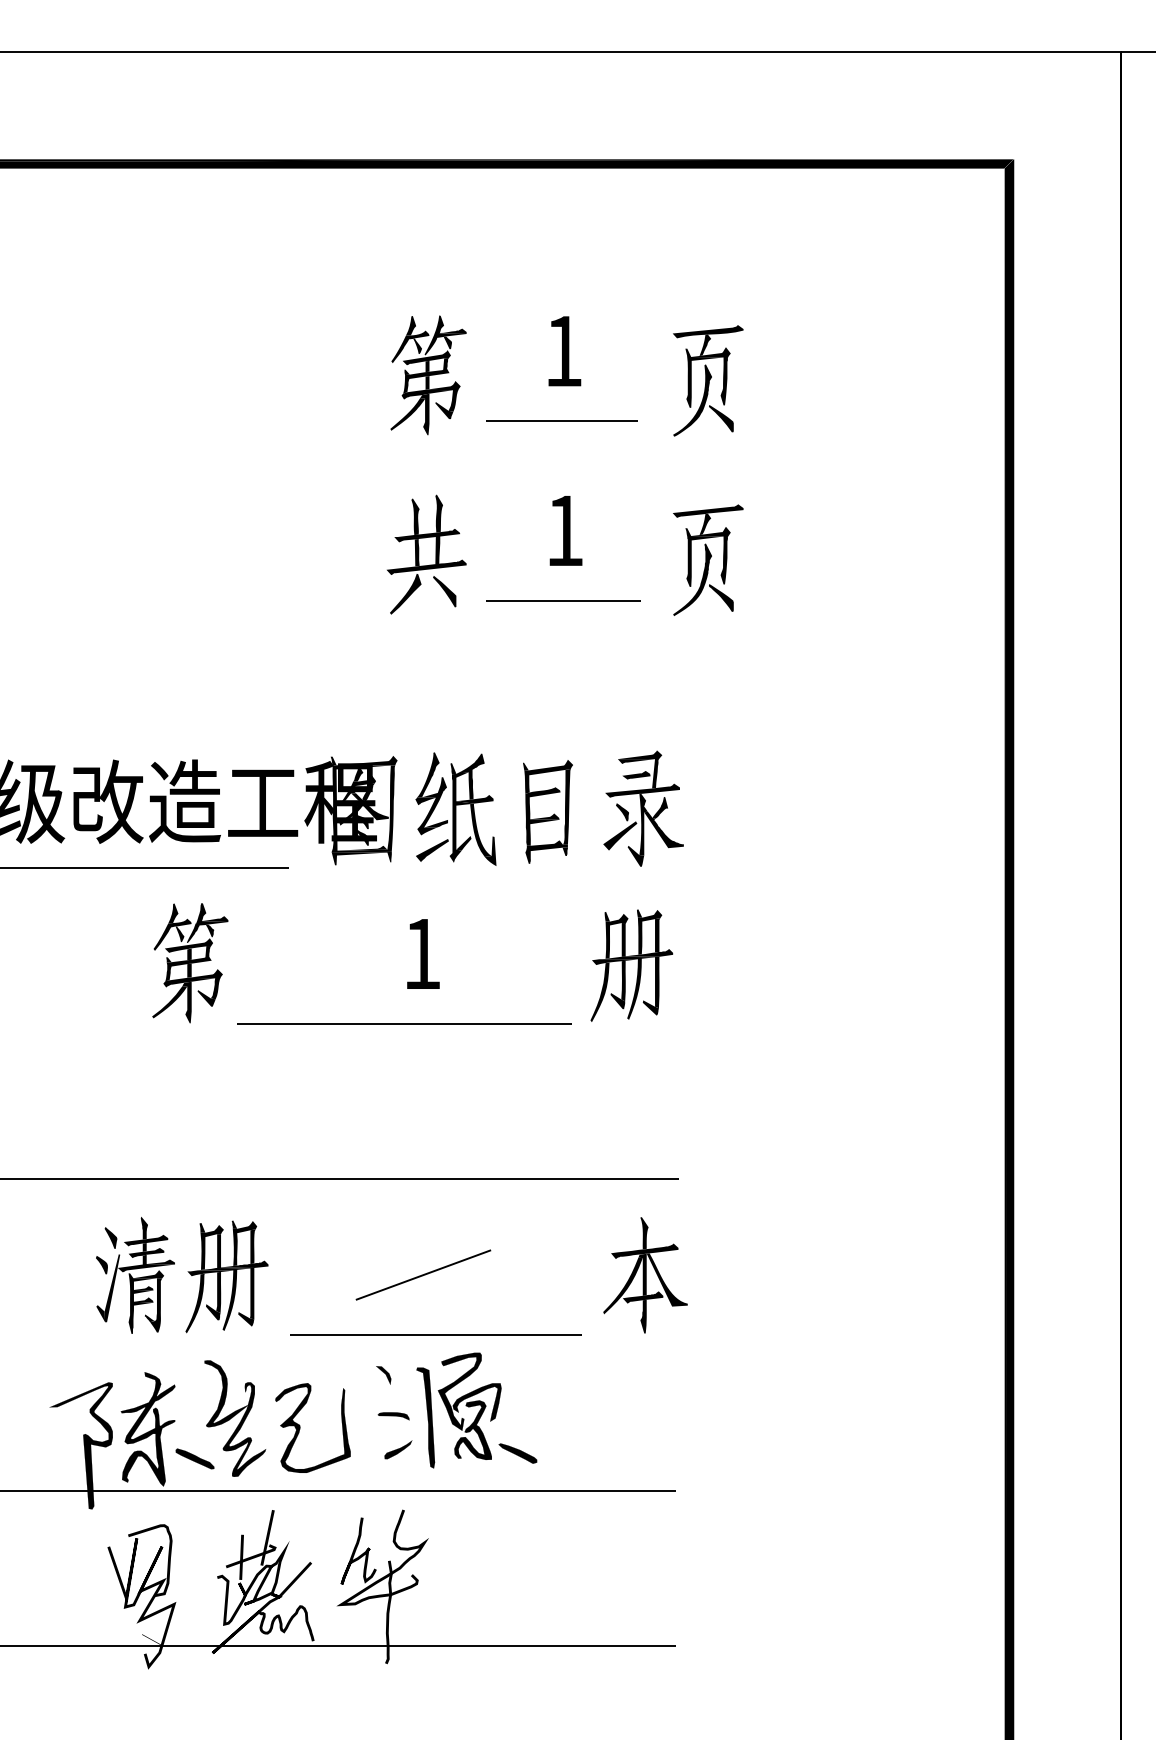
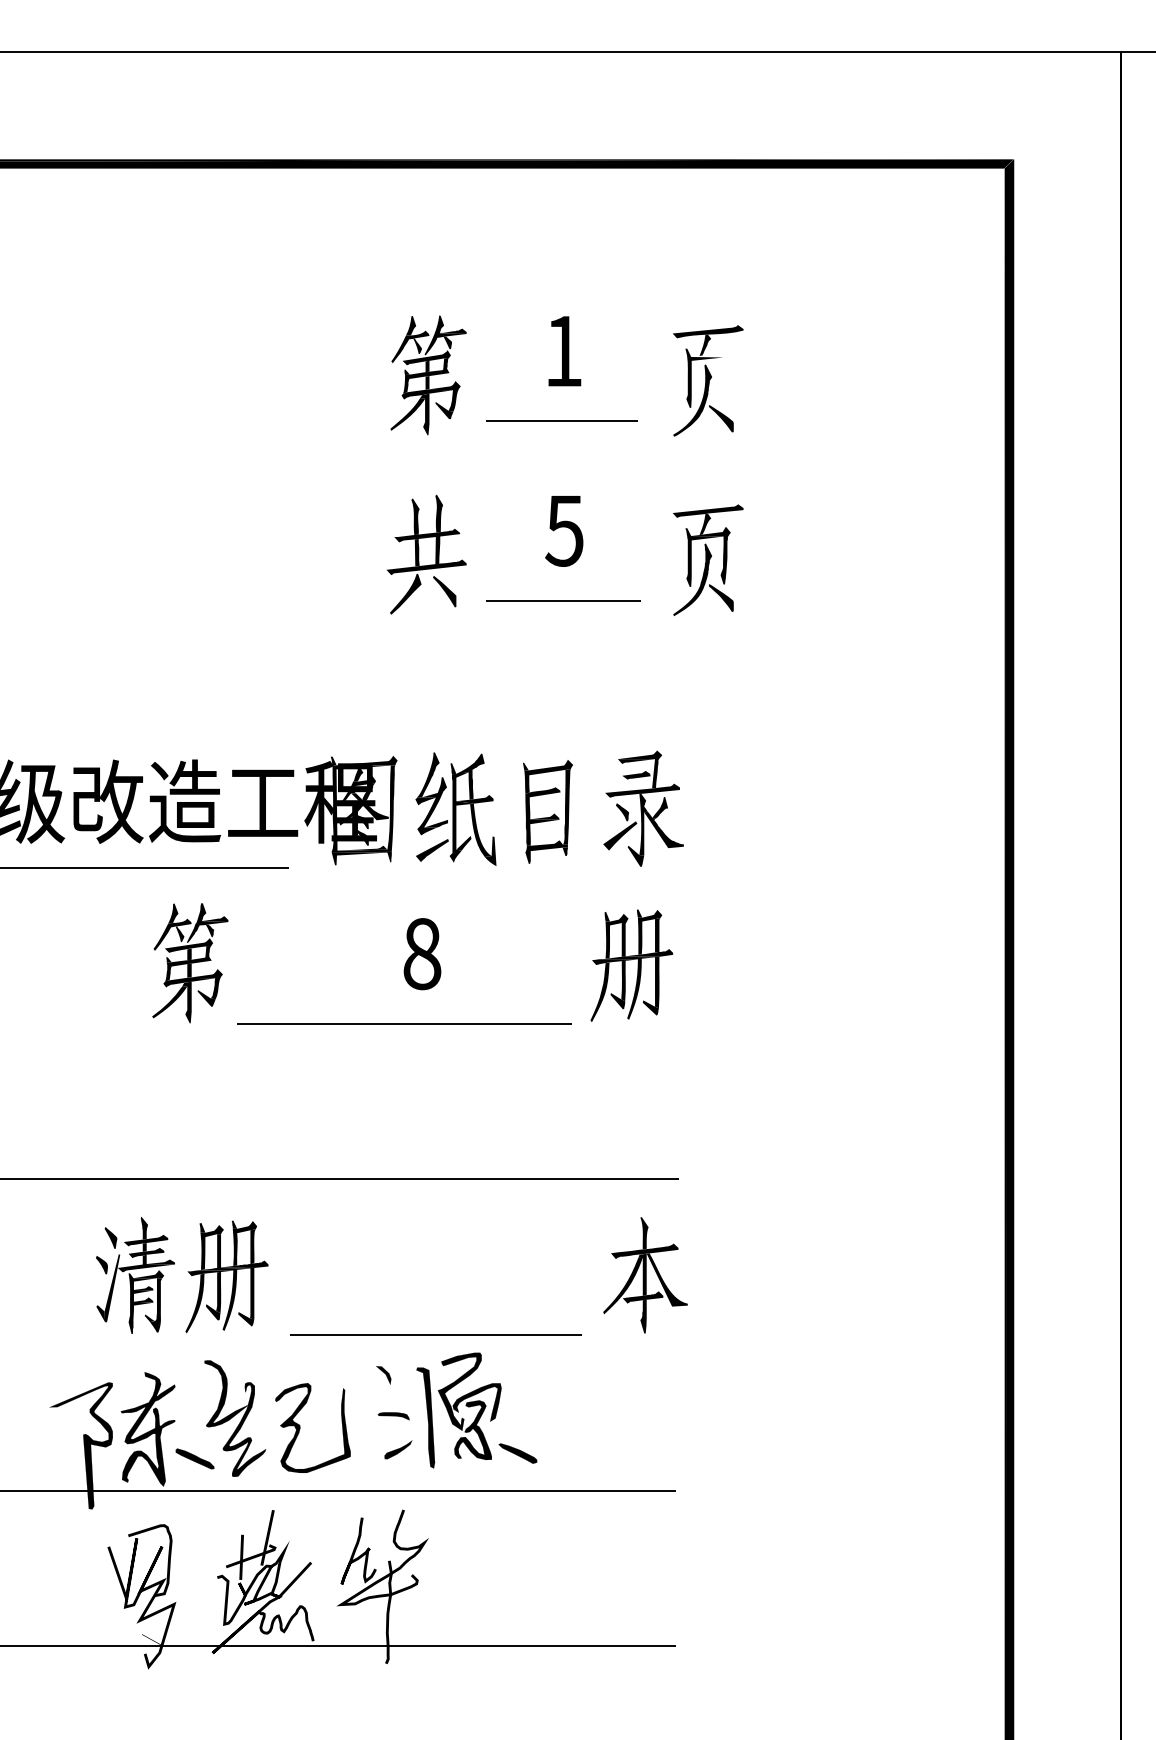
fill: present -> none (710, 376)
text: 1 -> 5 (564, 531)
text: 1 -> 8 (422, 954)
line: present -> none (423, 1274)
